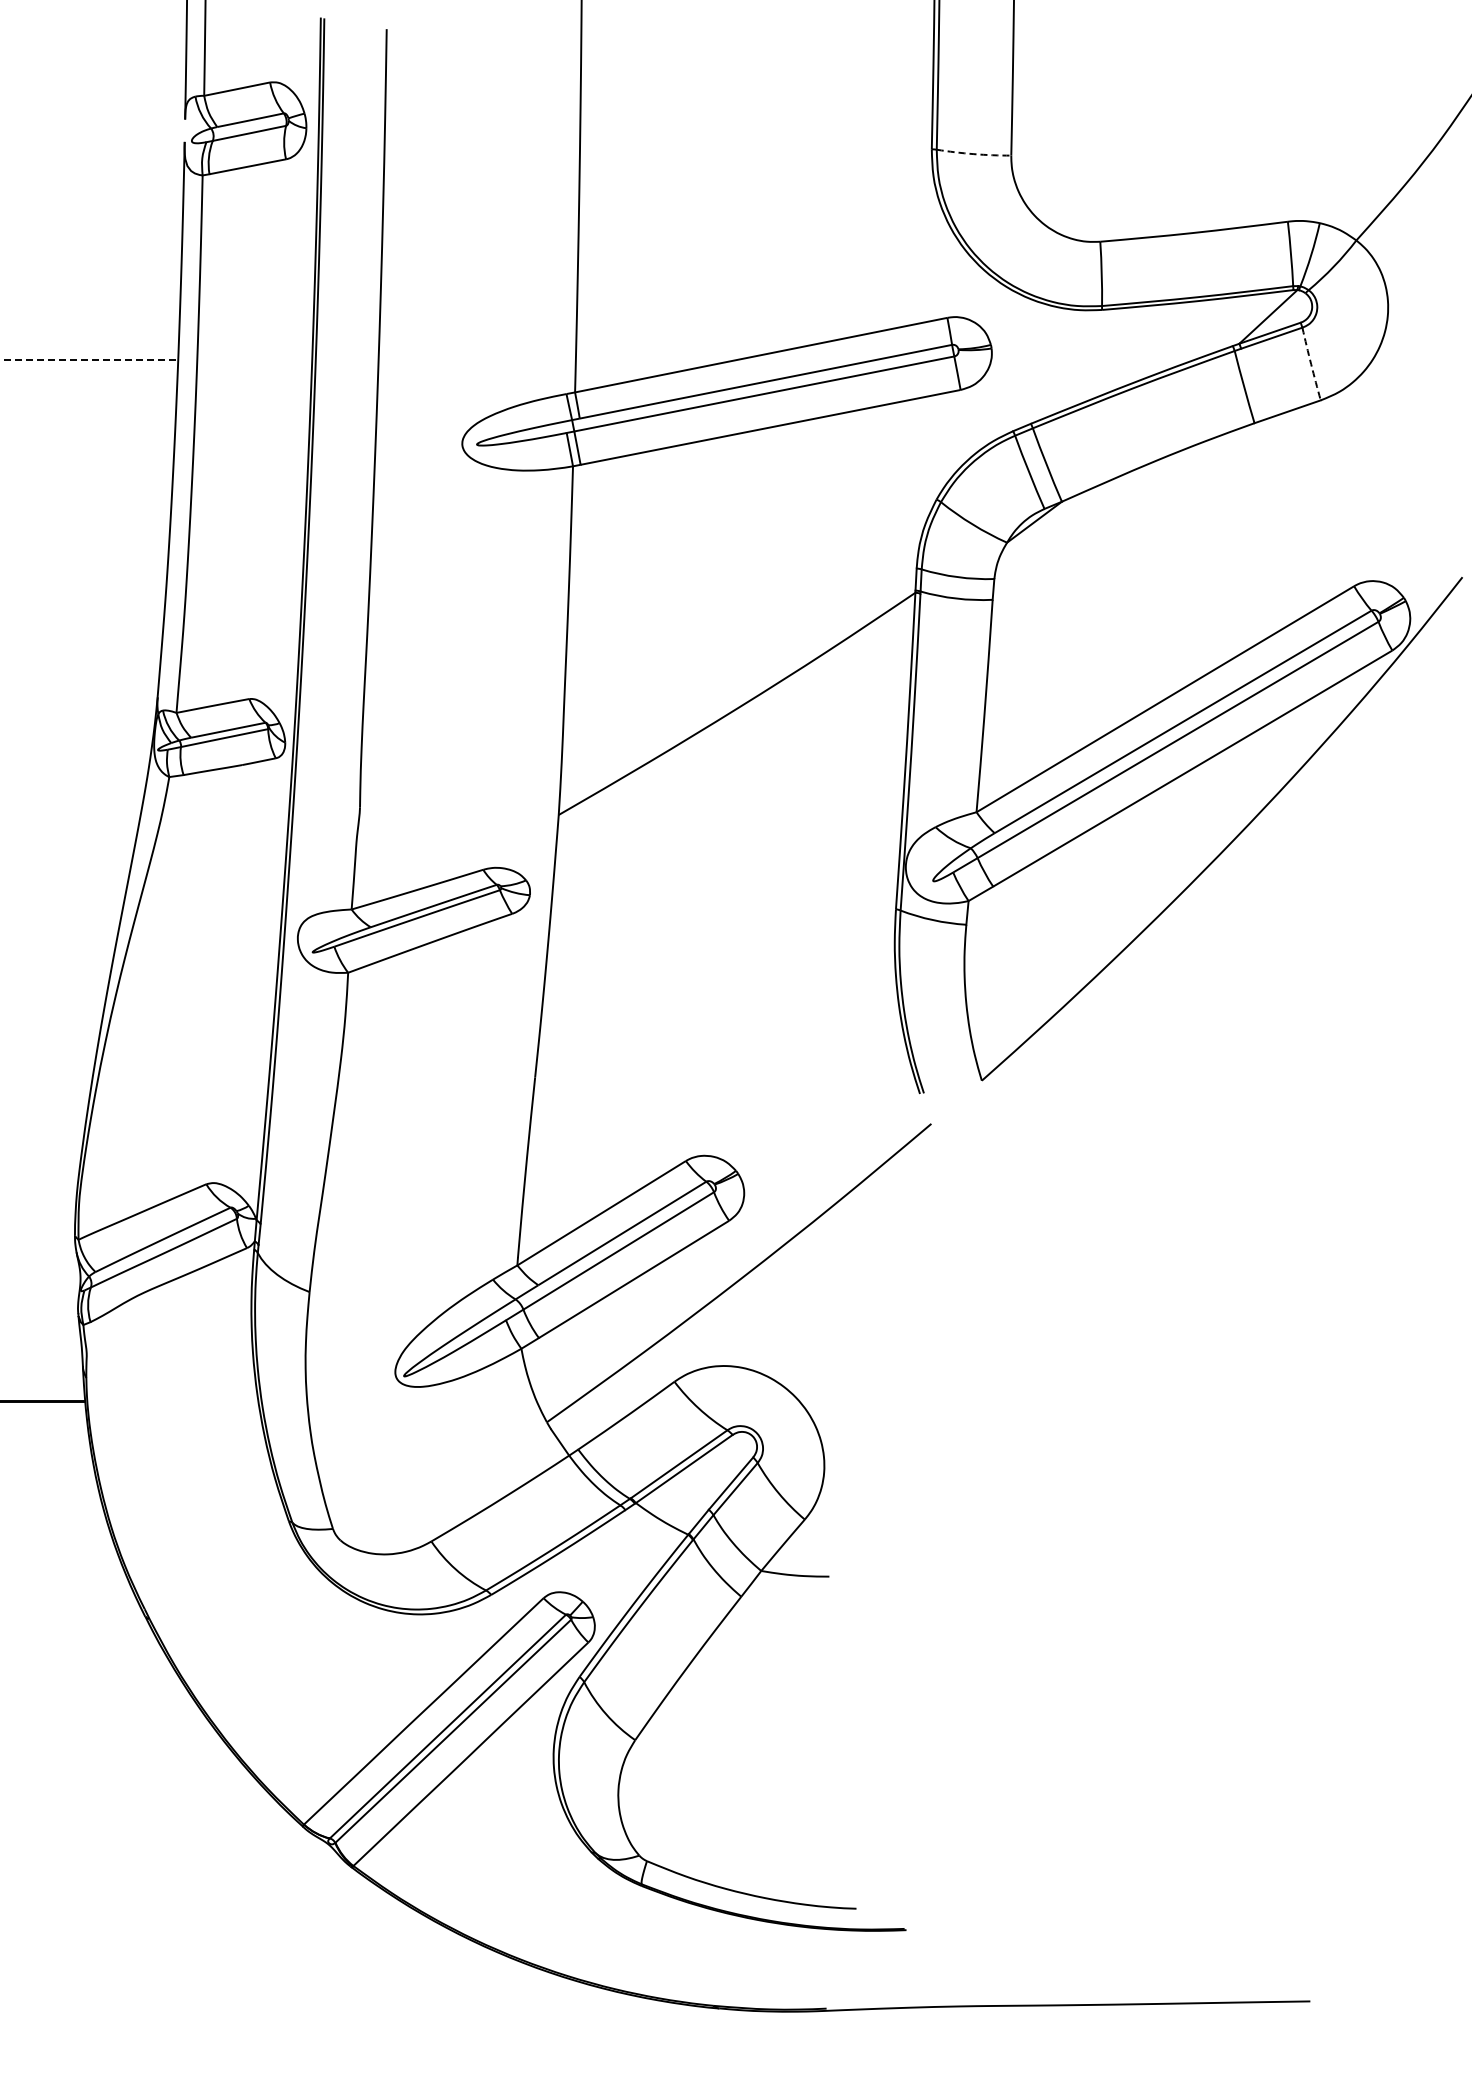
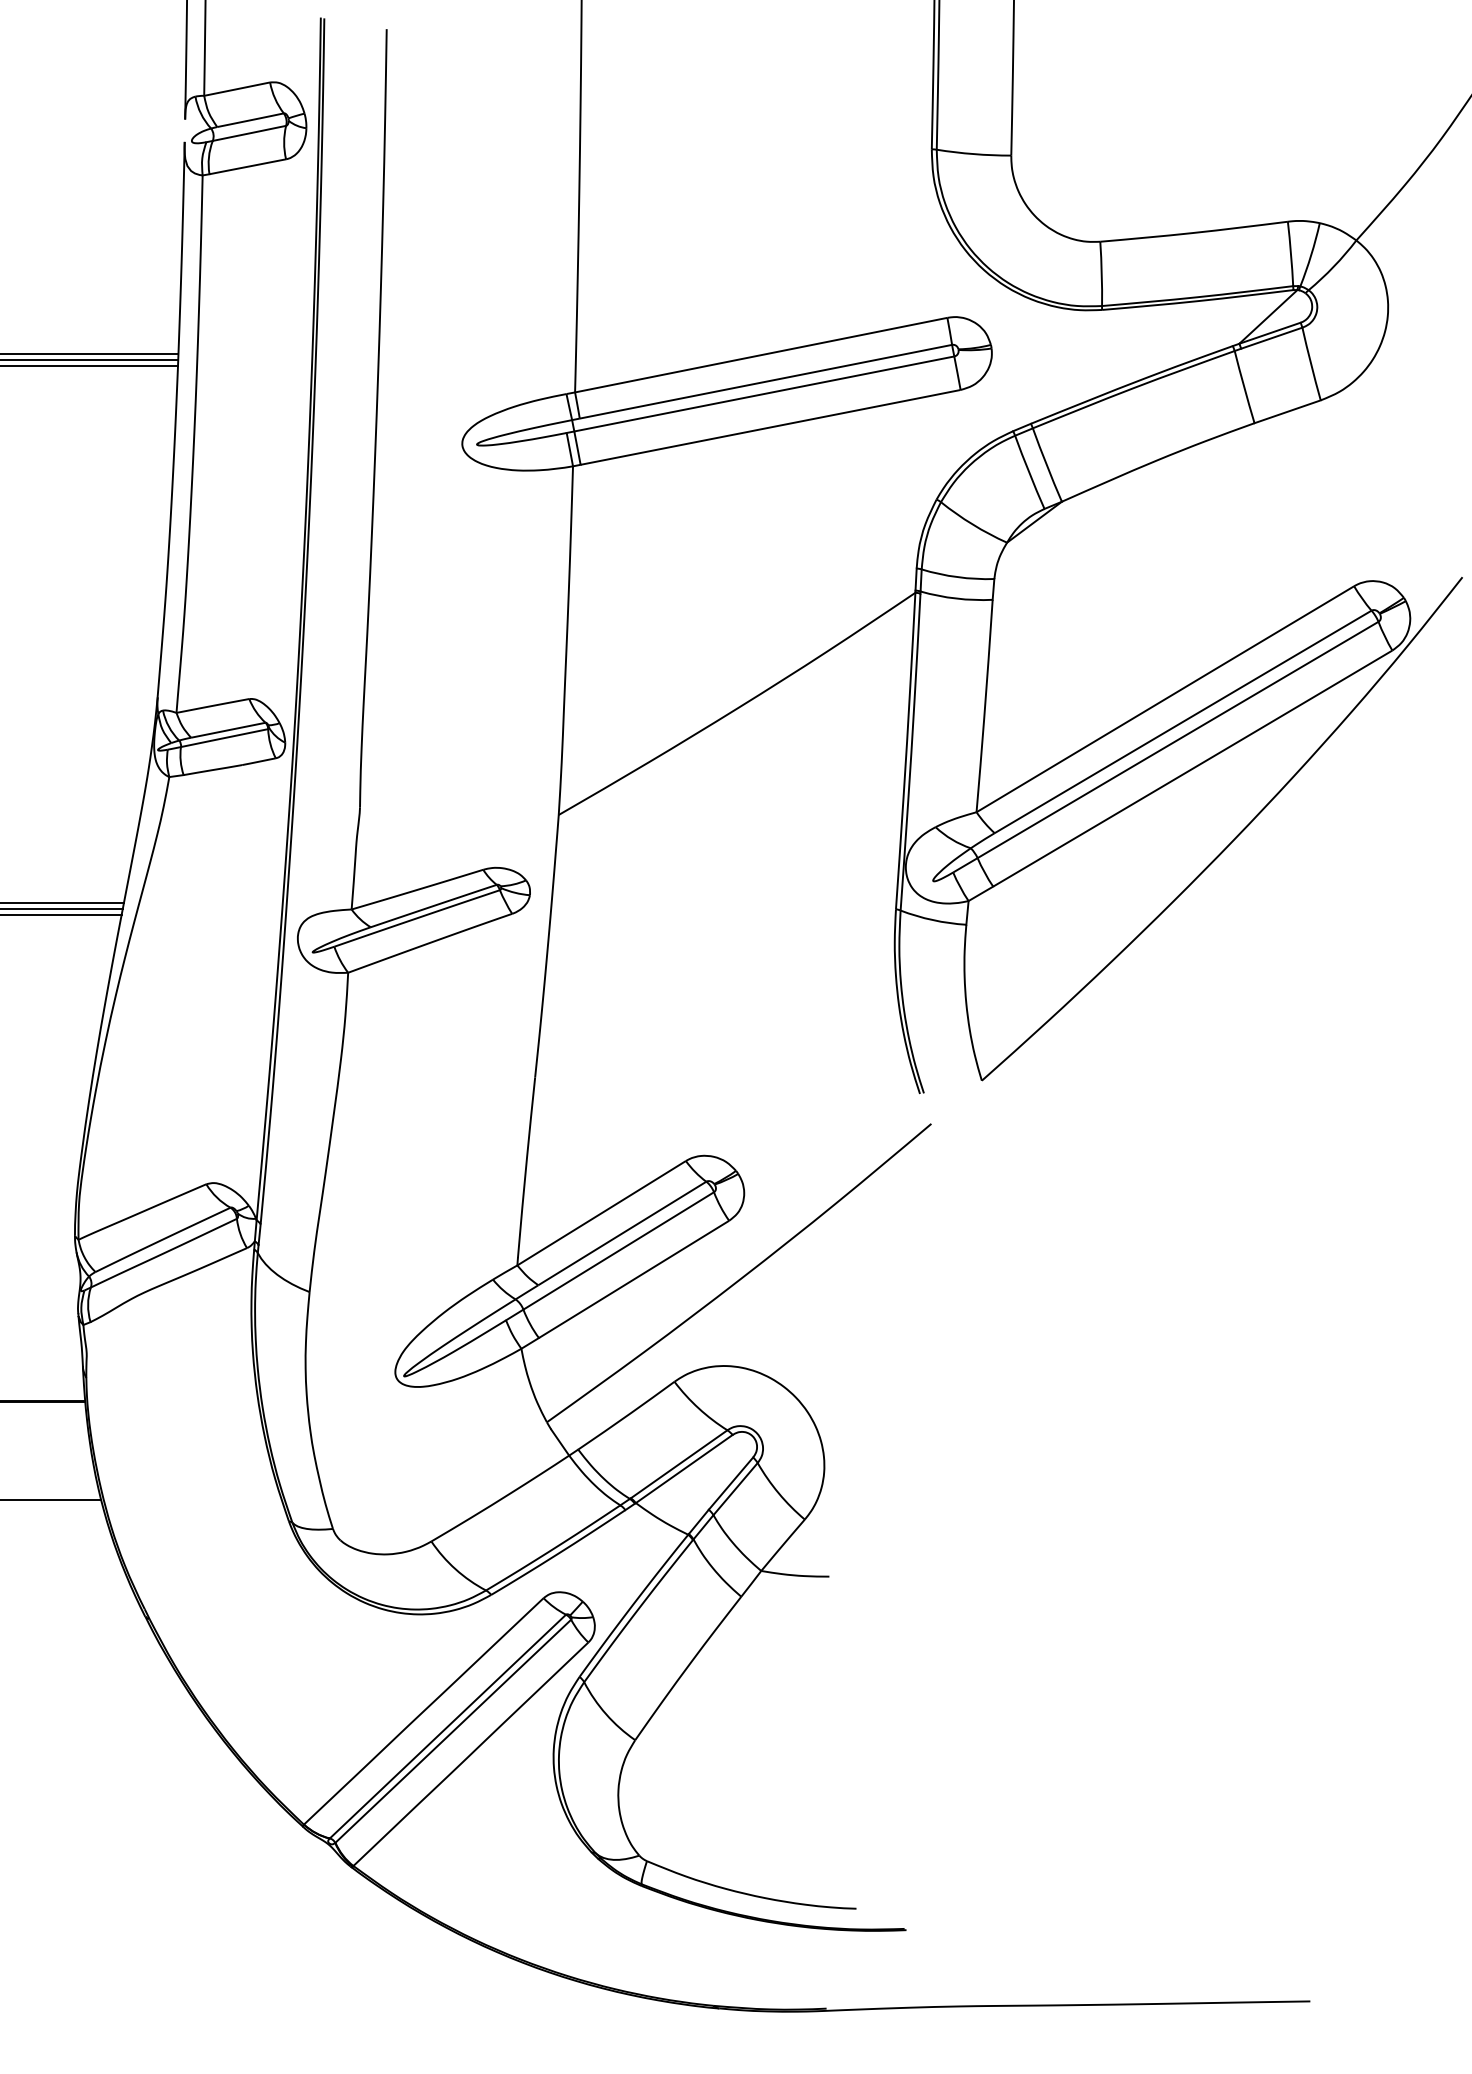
arc: dashed -> solid (973, 154)
line: none -> present (90, 354)
line: dashed -> solid (89, 360)
arc: dashed -> solid (1311, 364)
line: none -> present (89, 366)
line: none -> present (62, 903)
line: none -> present (62, 909)
line: none -> present (61, 915)
line: none -> present (51, 1500)
